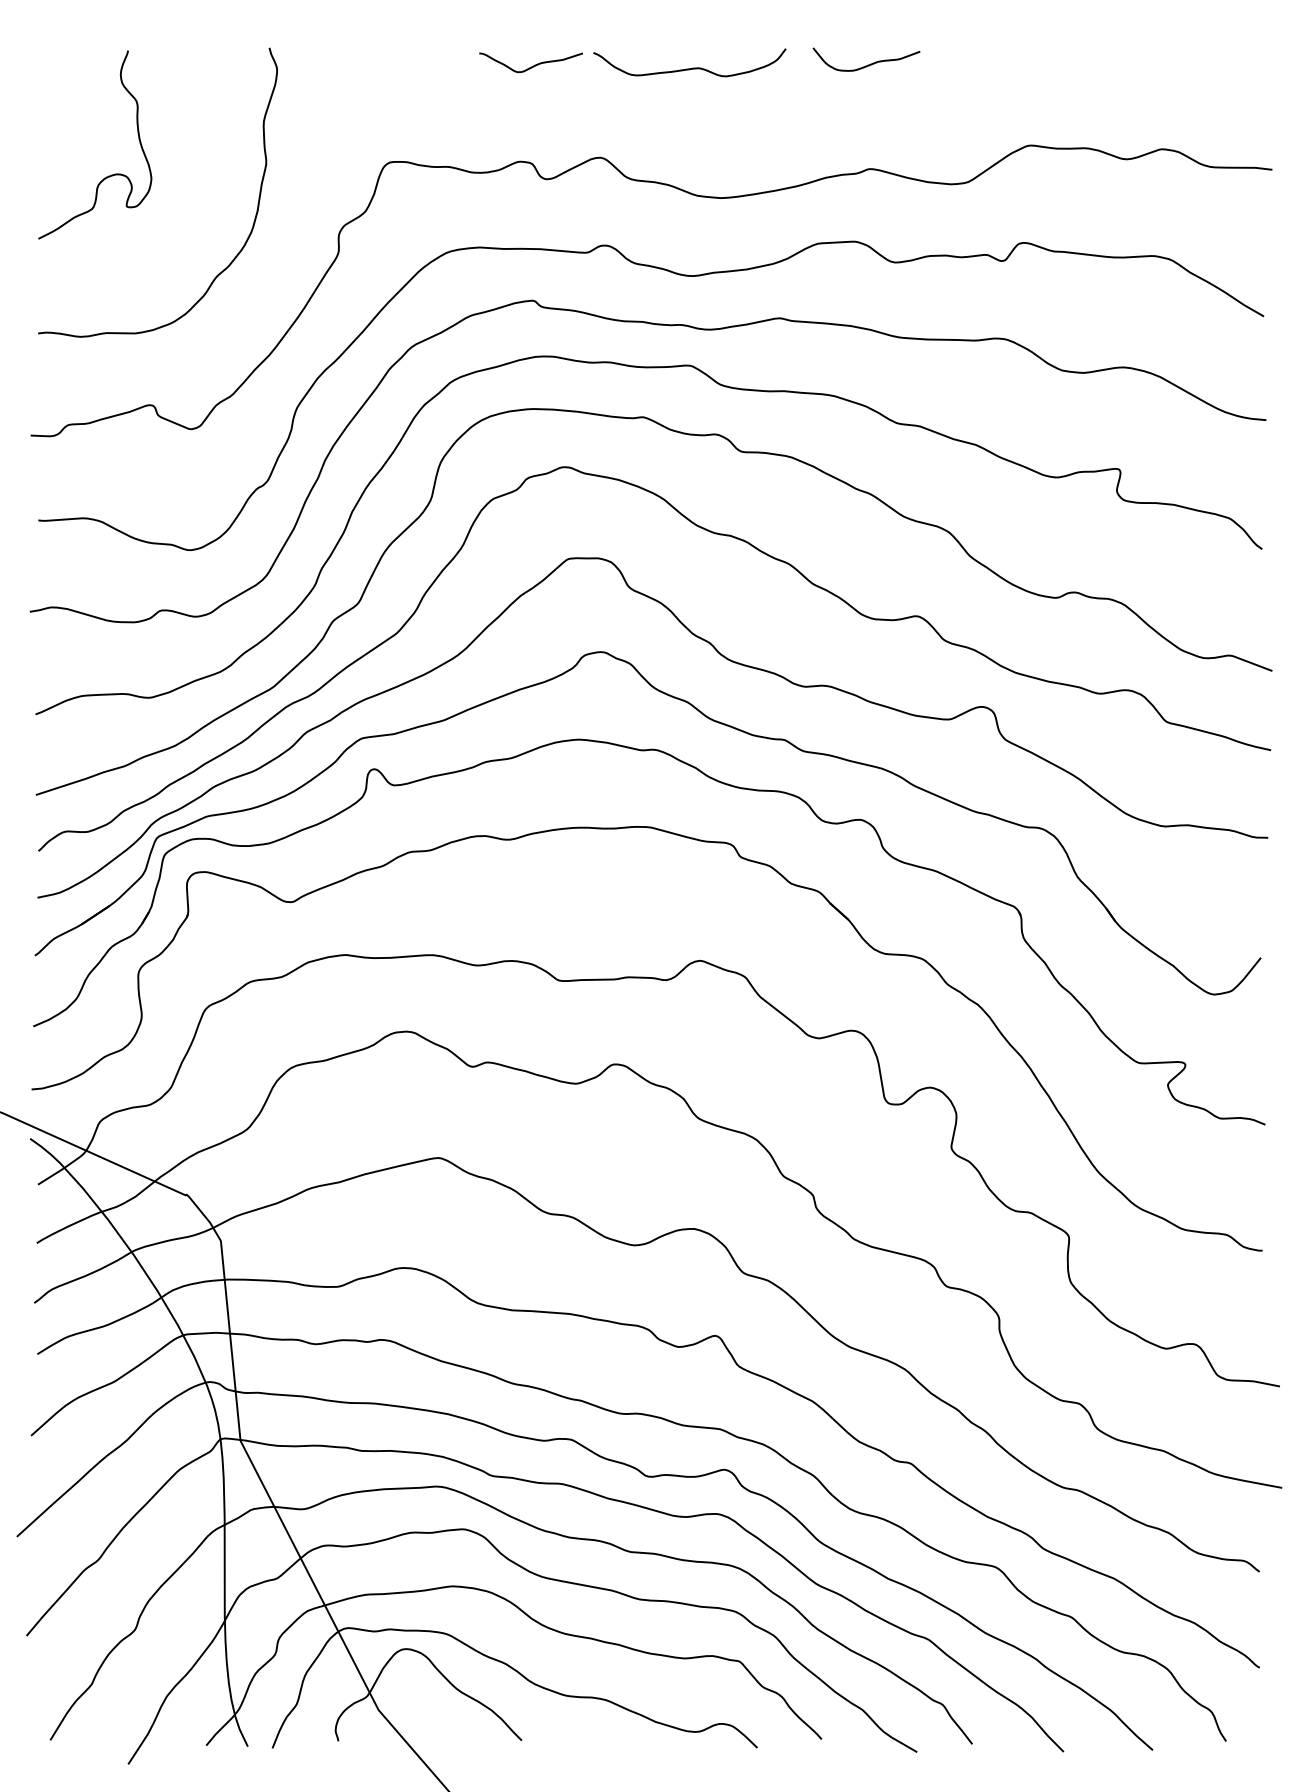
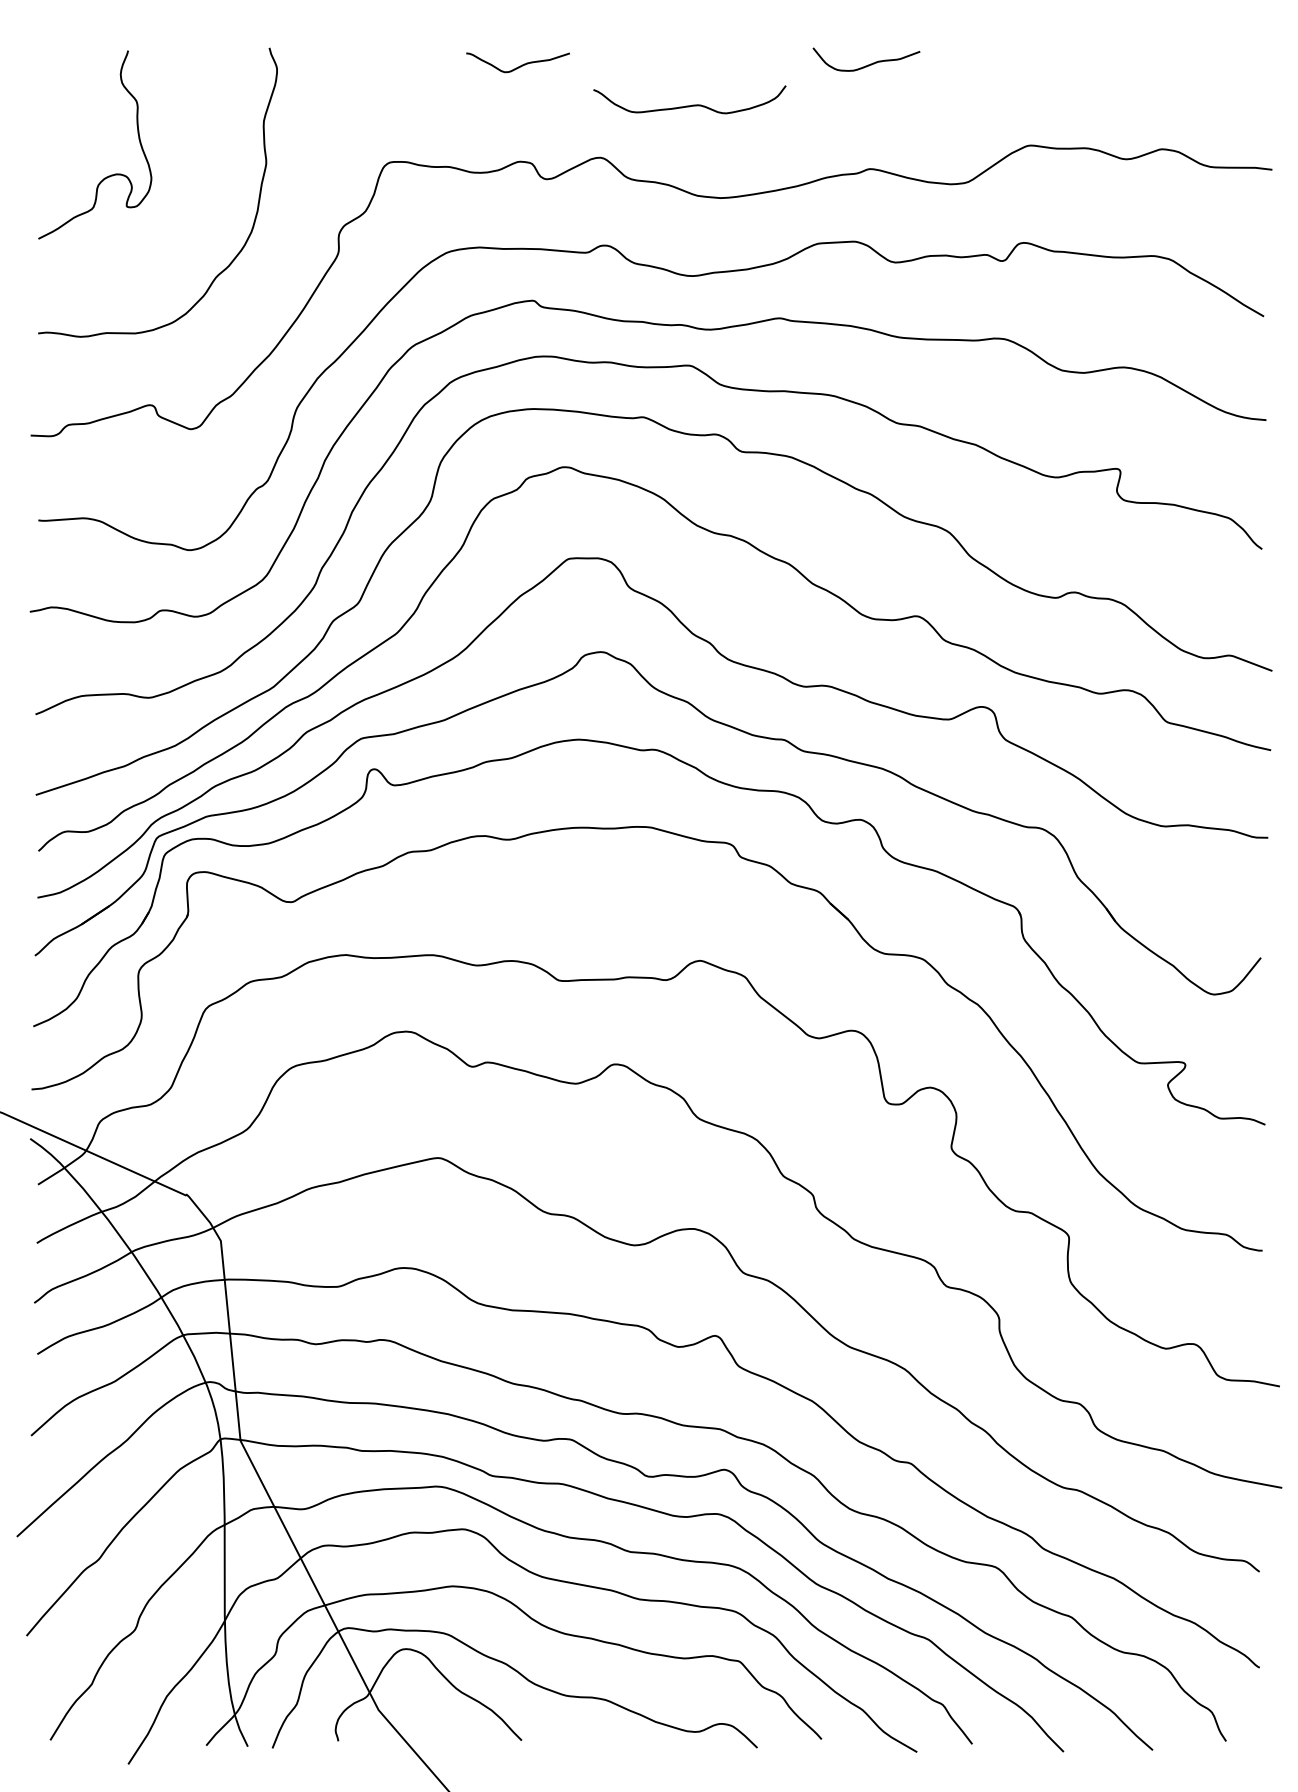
curve position: (531, 66) -> (518, 66) (518, 66)
curve position: (692, 67) -> (692, 104) (692, 104)
